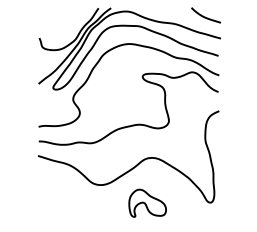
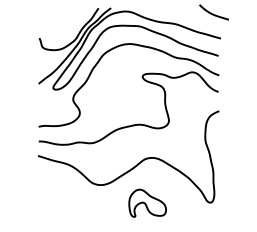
curve position: (205, 16) -> (213, 13) (213, 13)
